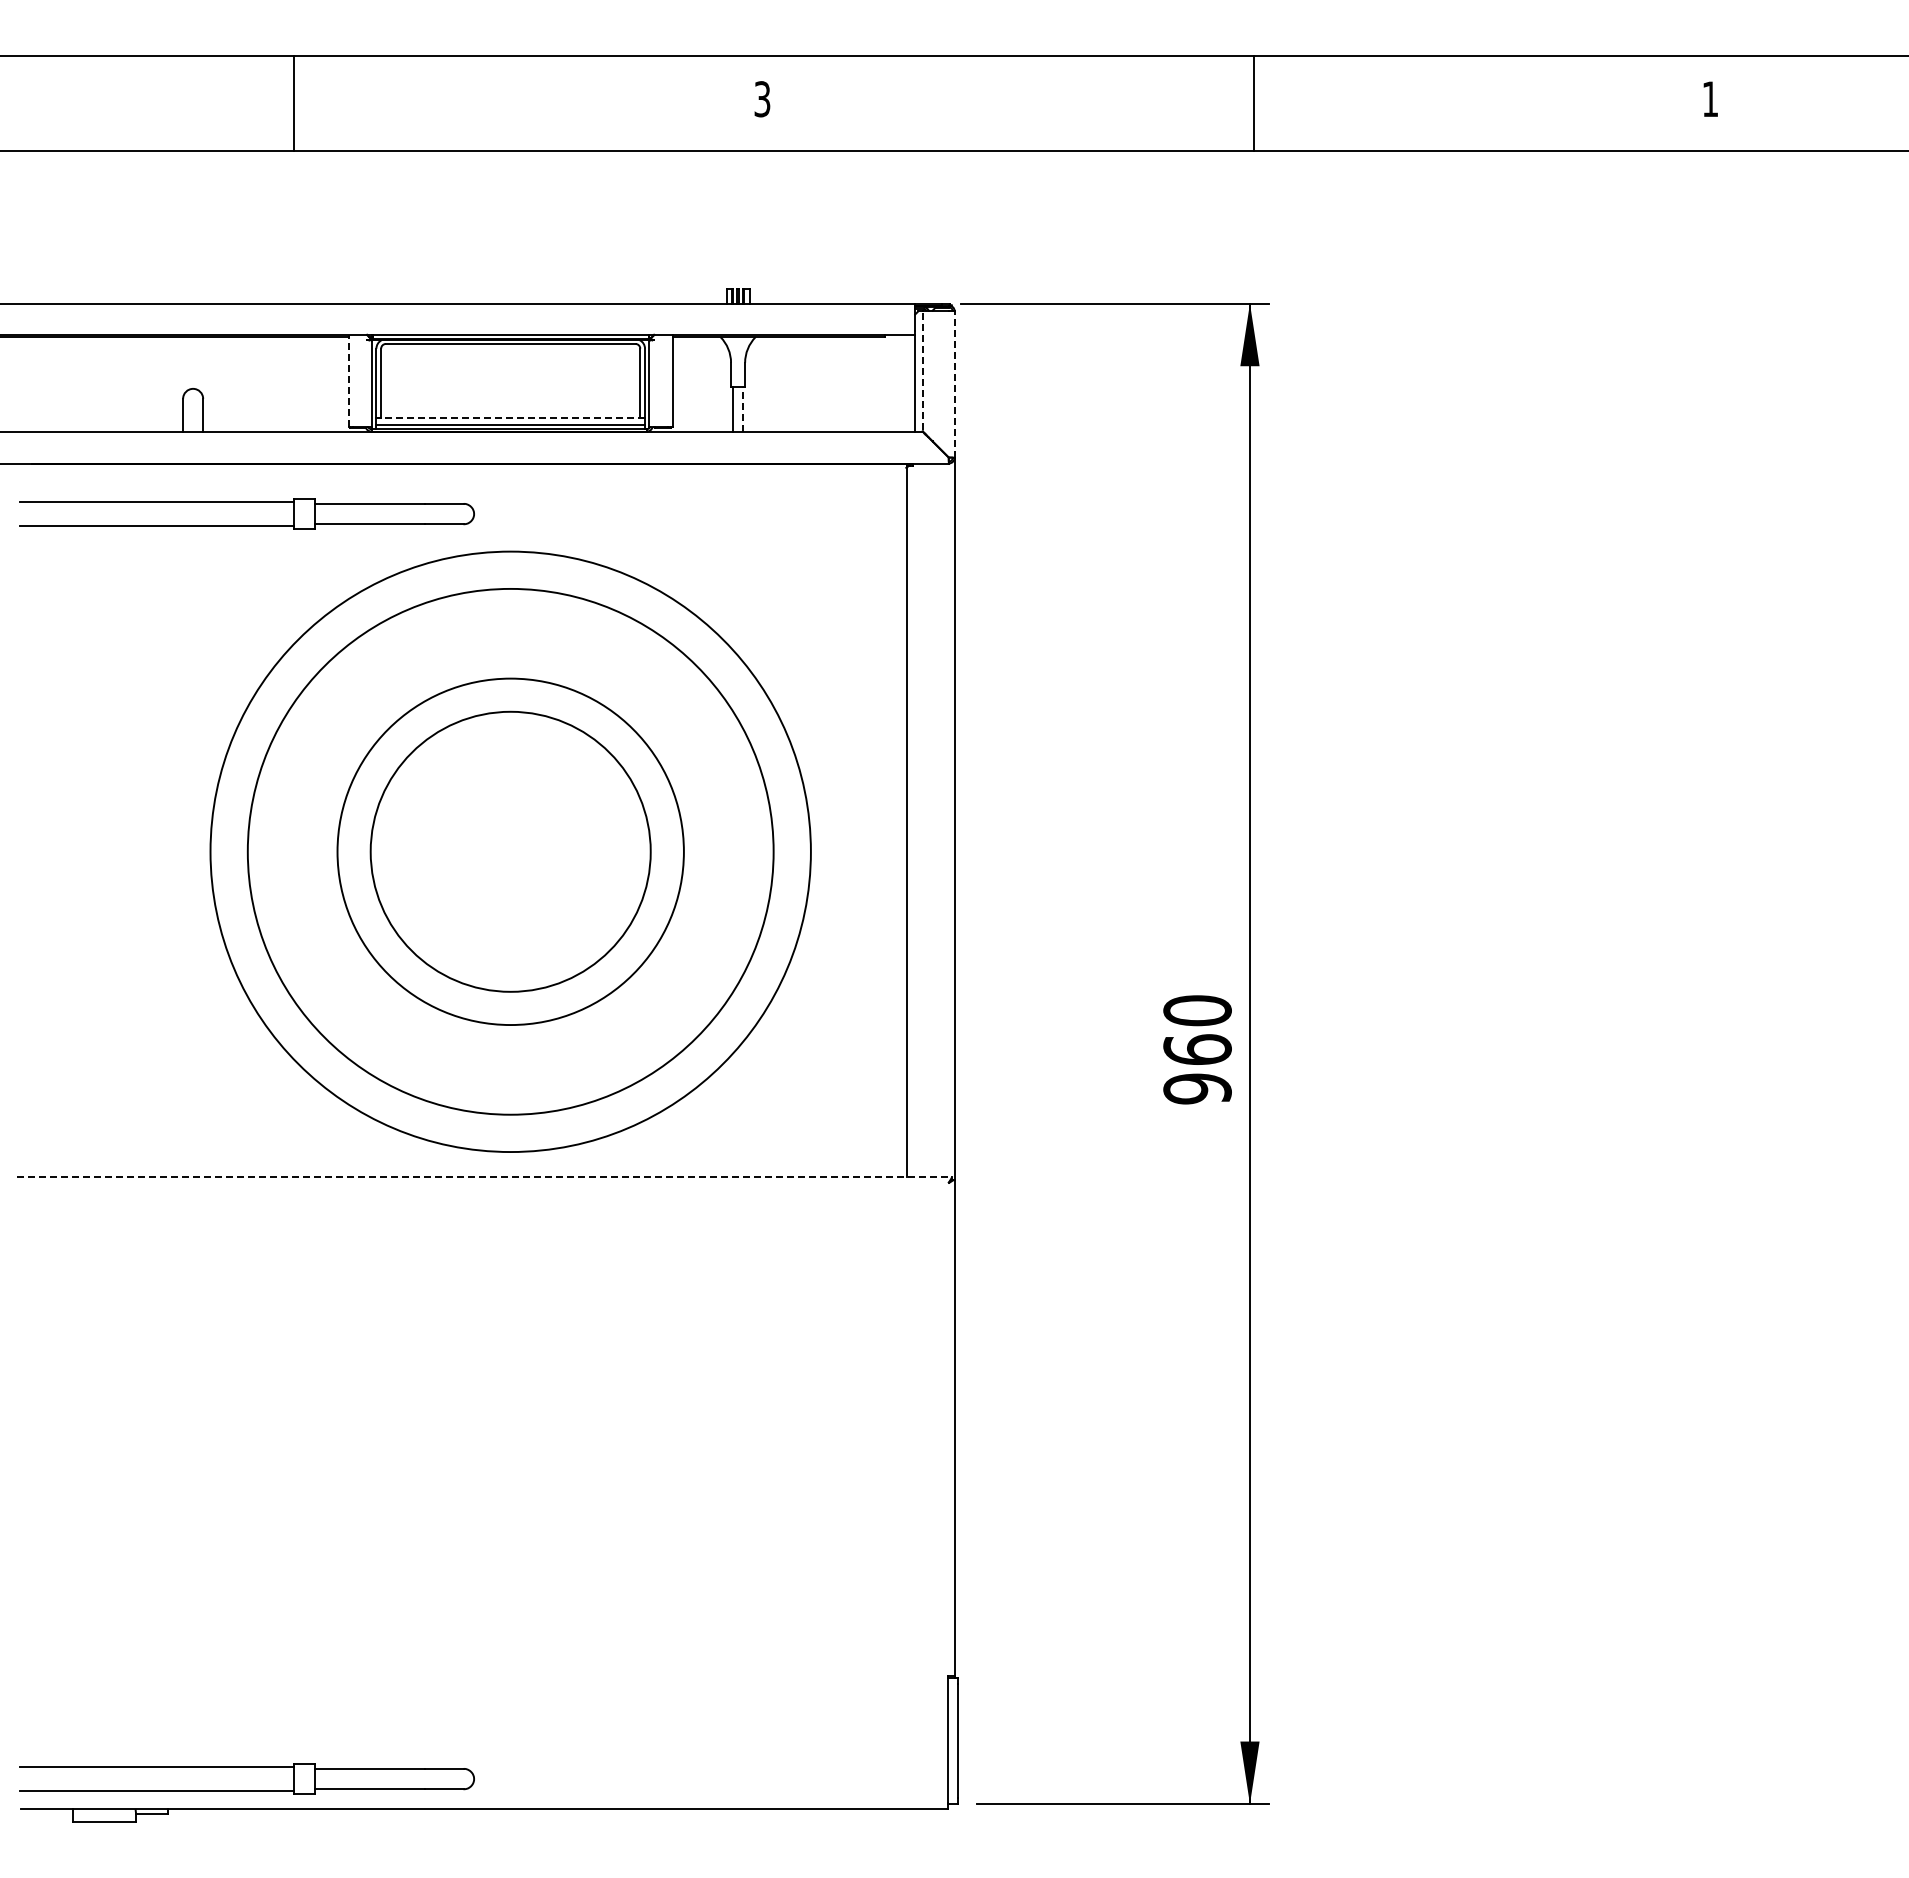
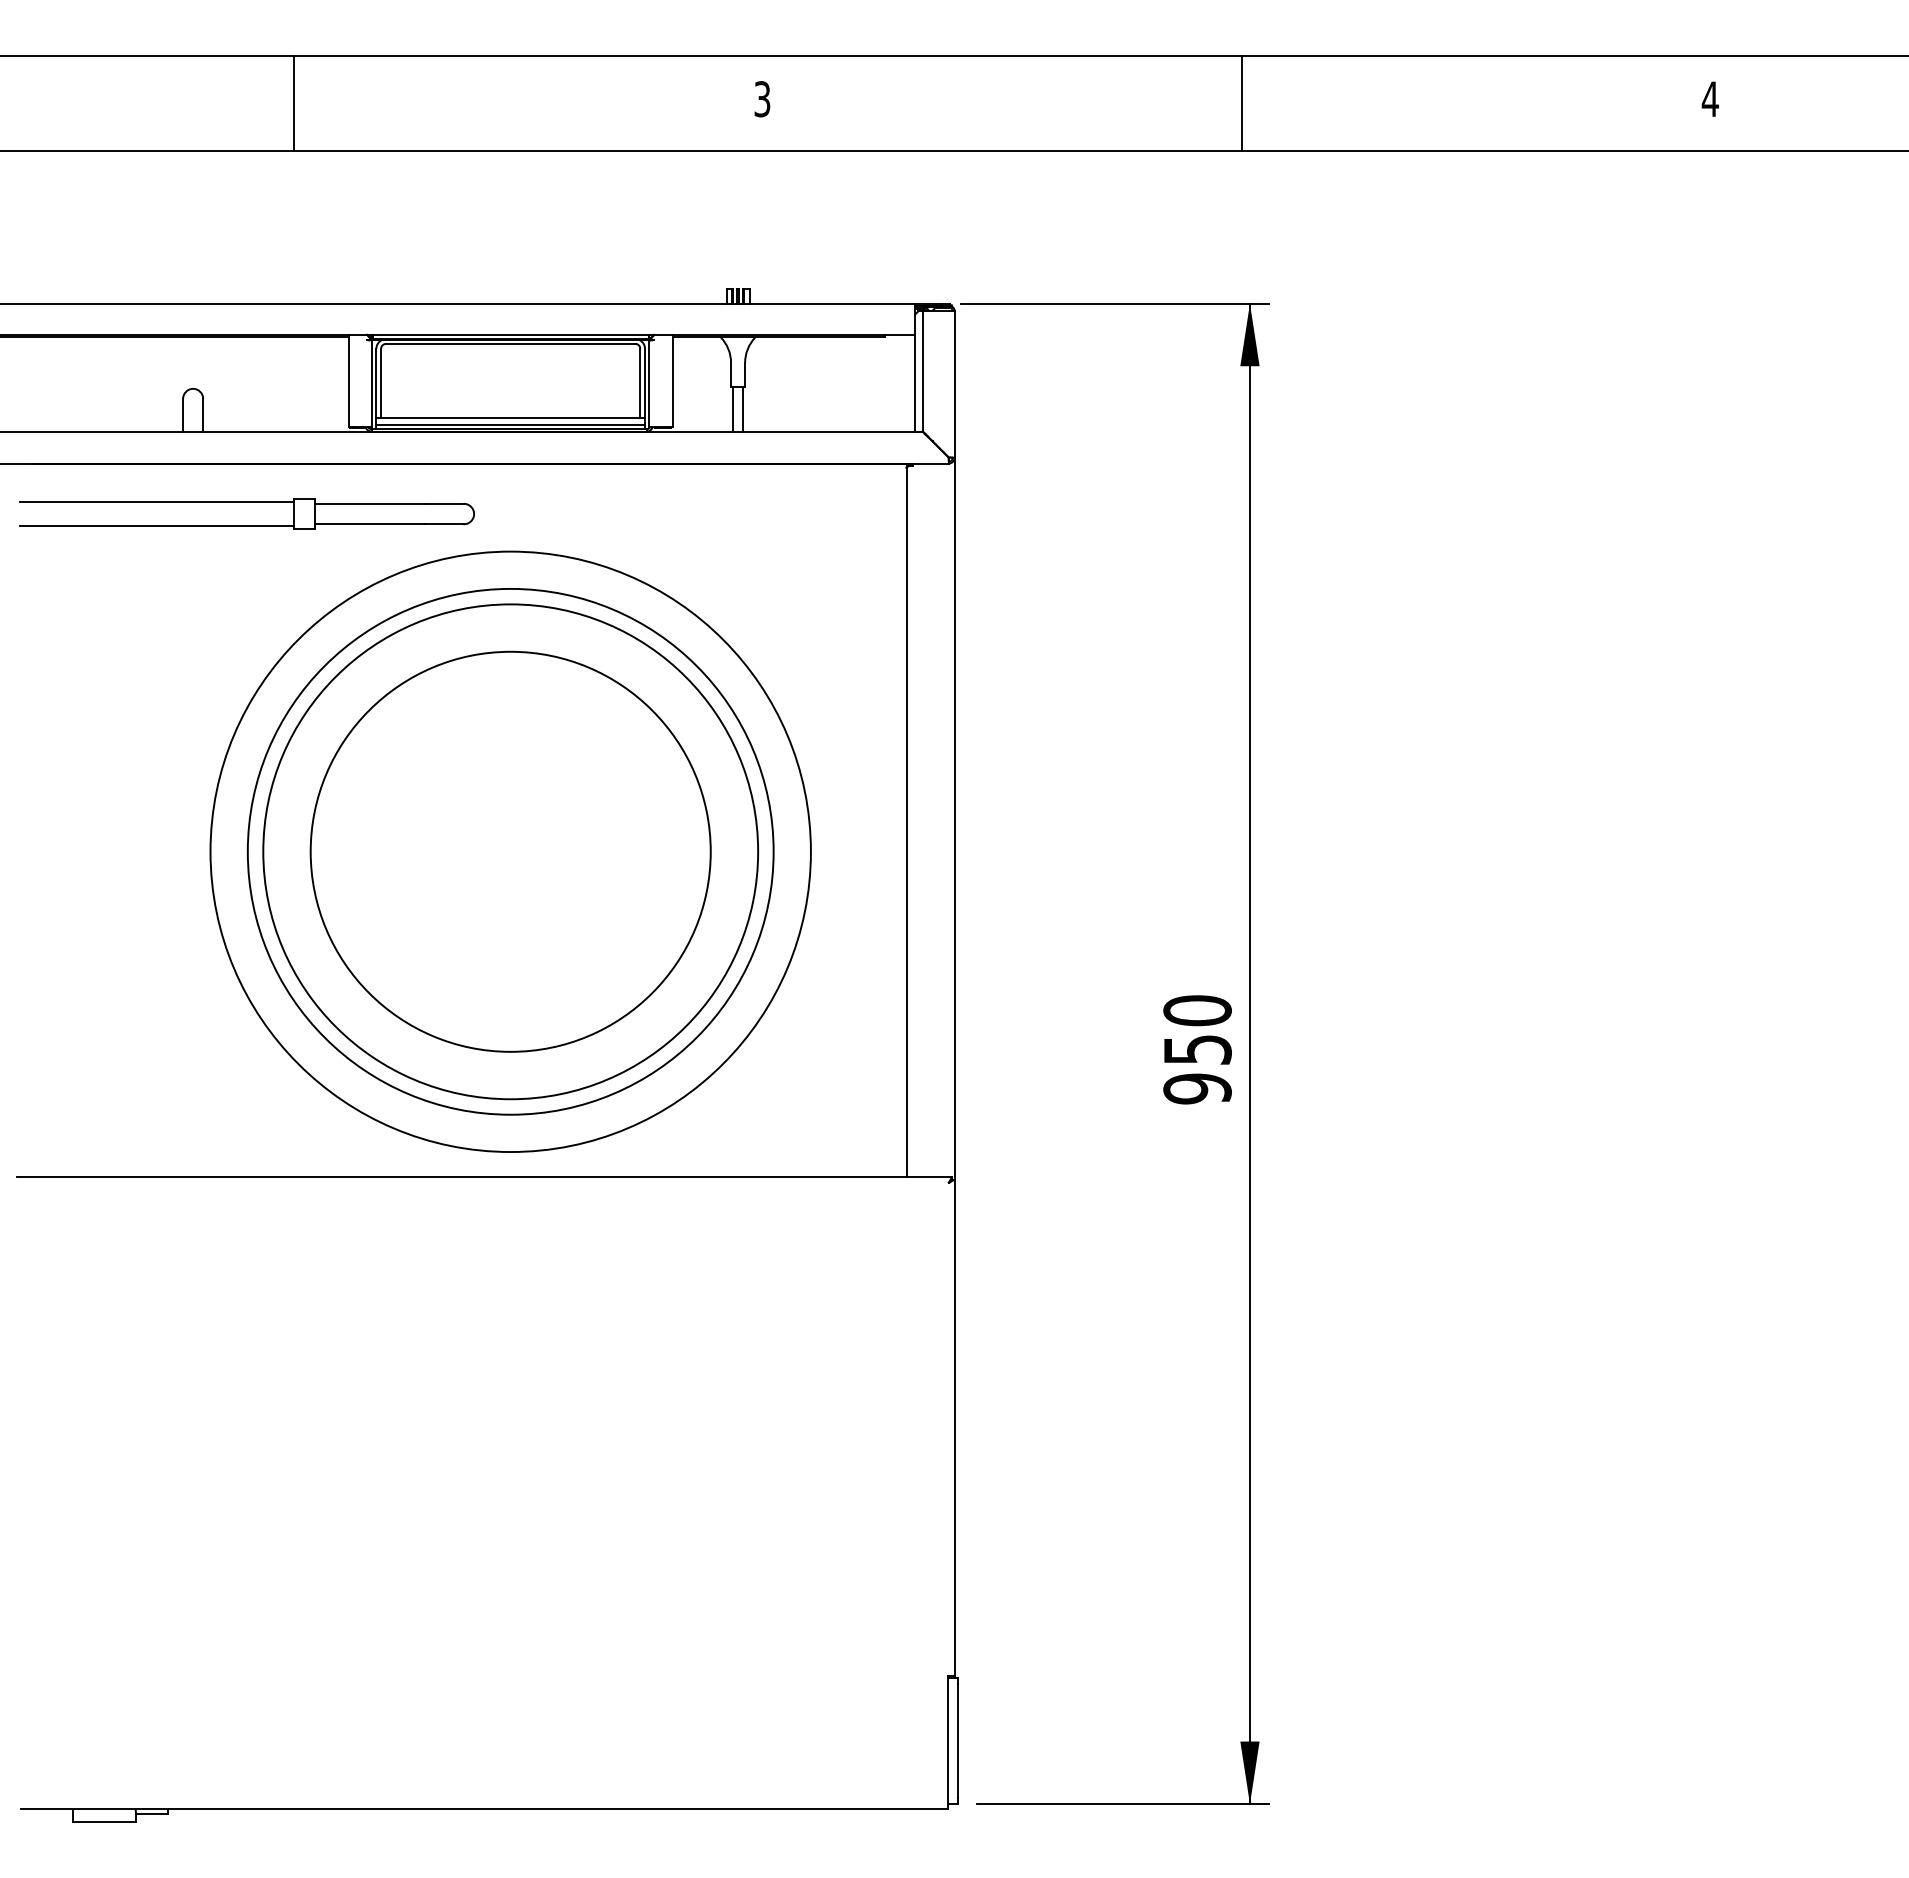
text: 1 -> 4 (1709, 98)
line position: (1254, 103) -> (1242, 103) (1242, 103)
line: dashed -> solid (922, 370)
line: dashed -> solid (348, 380)
line: dashed -> solid (954, 384)
line: dashed -> solid (742, 408)
line: dashed -> solid (510, 418)
circle diameter: 280 px -> 400 px (510, 851)
circle diameter: 346 px -> 495 px (510, 851)
text: 960 -> 950 (1197, 1049)
line: dashed -> solid (484, 1177)
part: present -> none (246, 1767)
